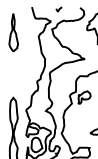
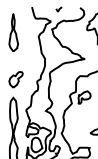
part: none -> present (15, 79)
